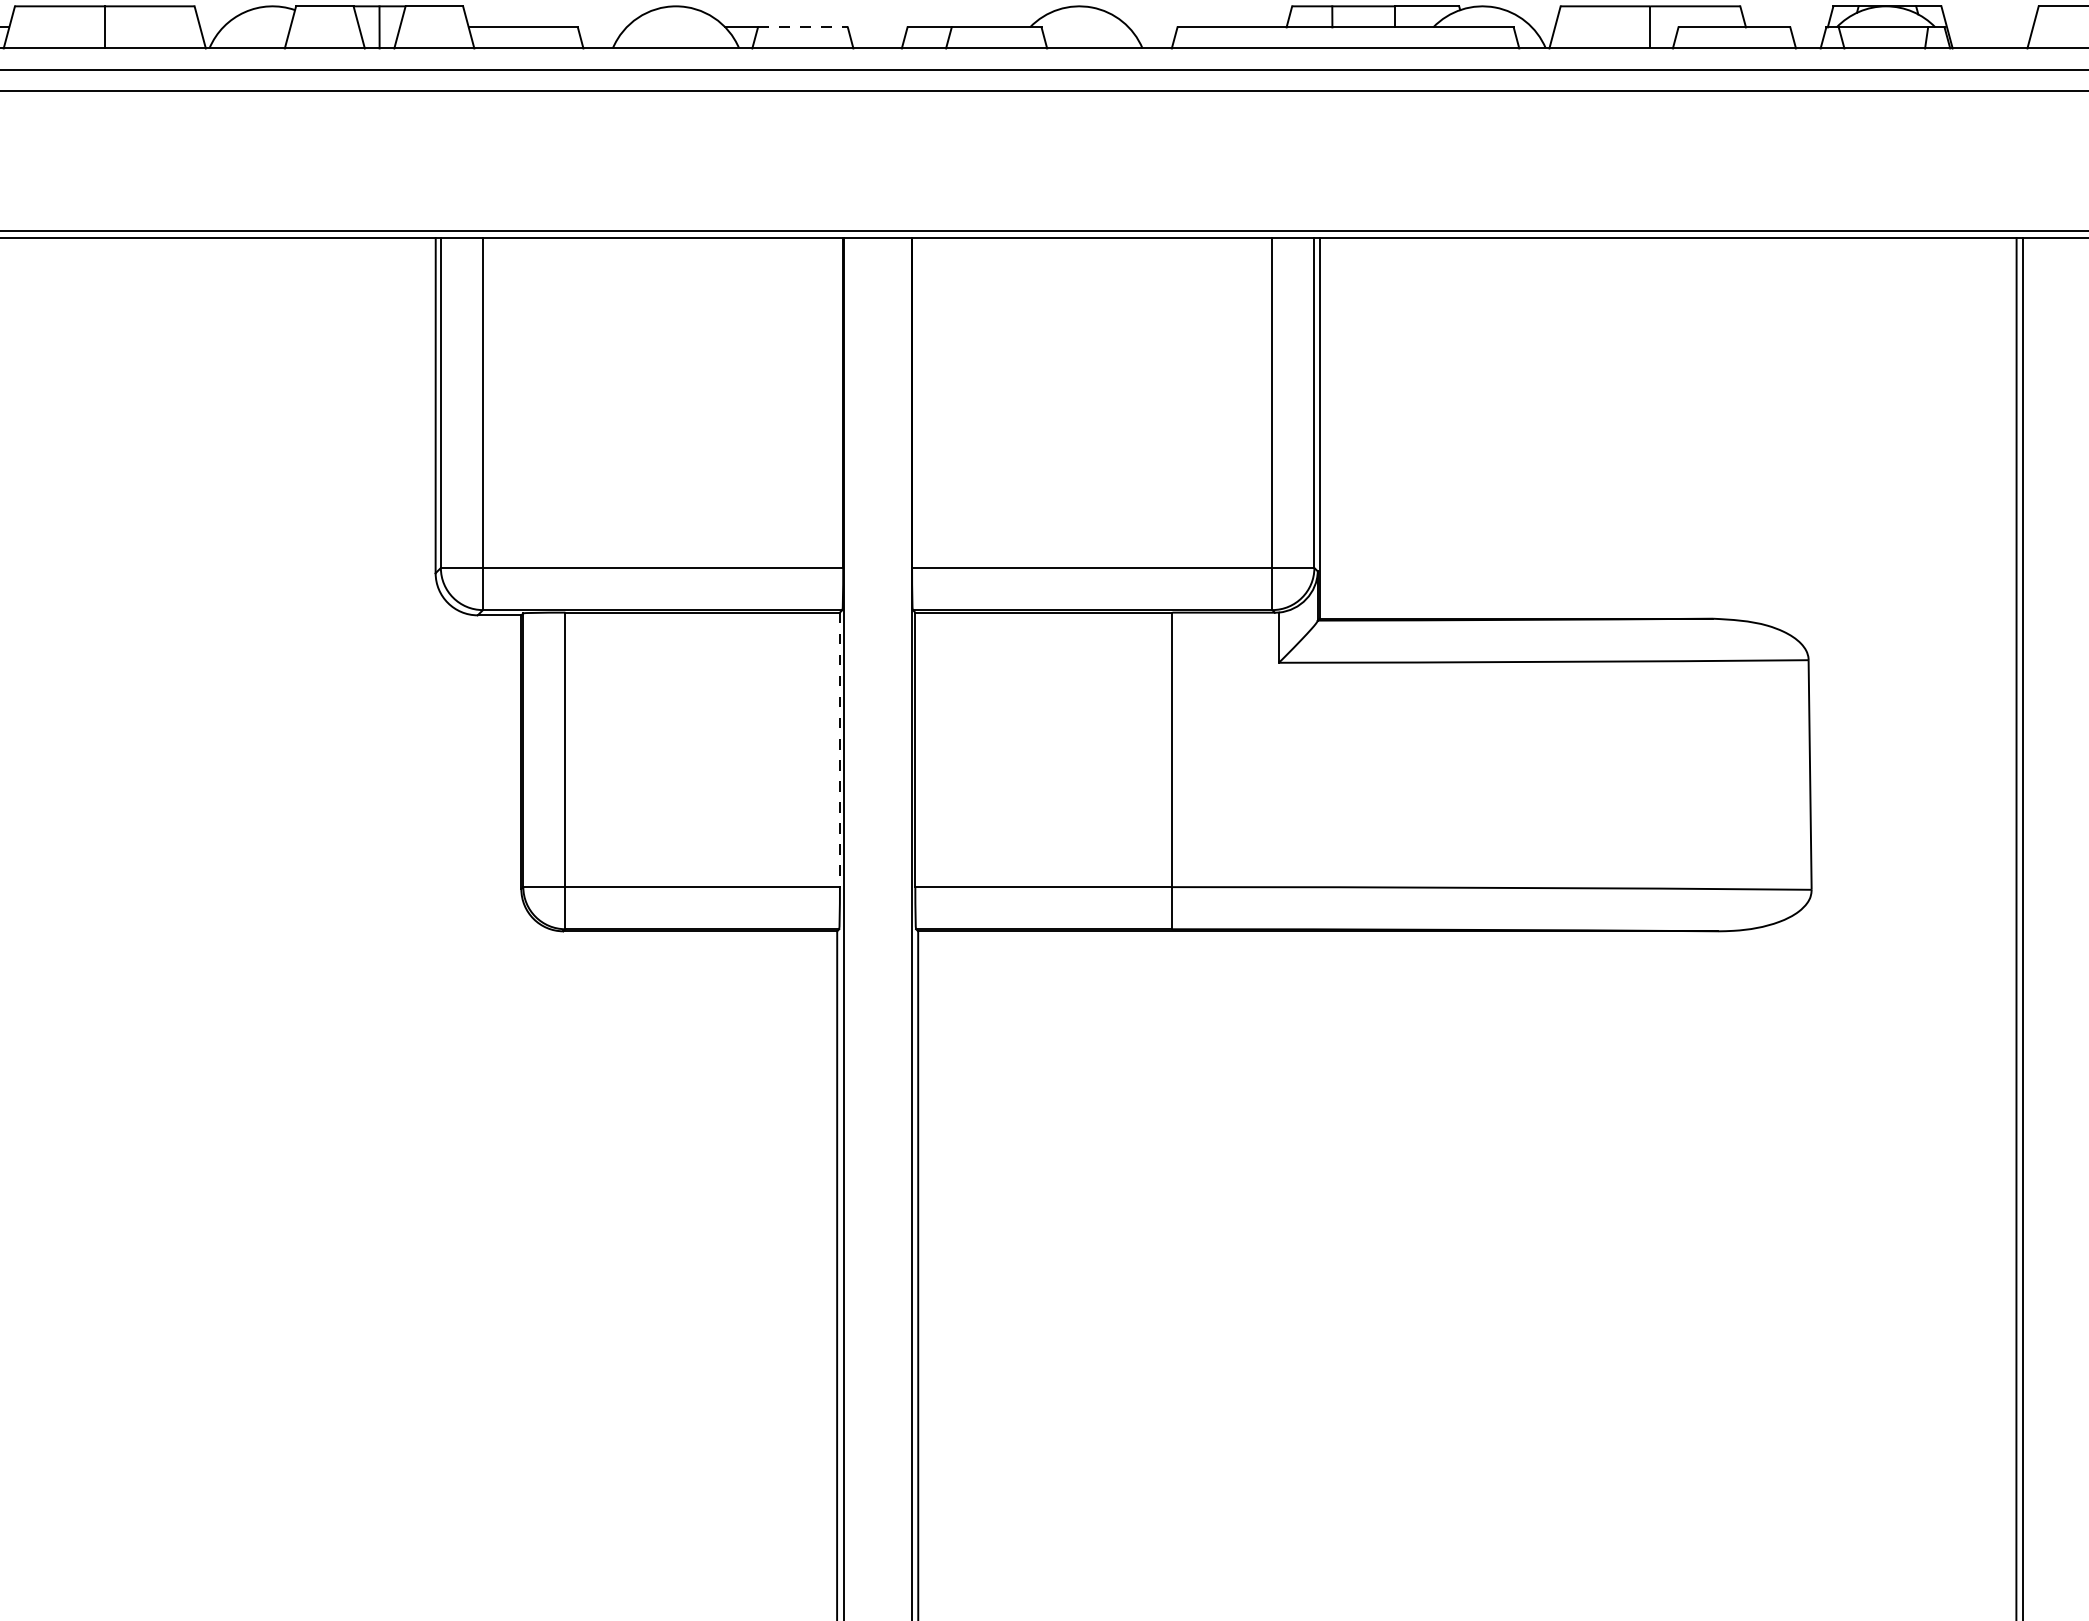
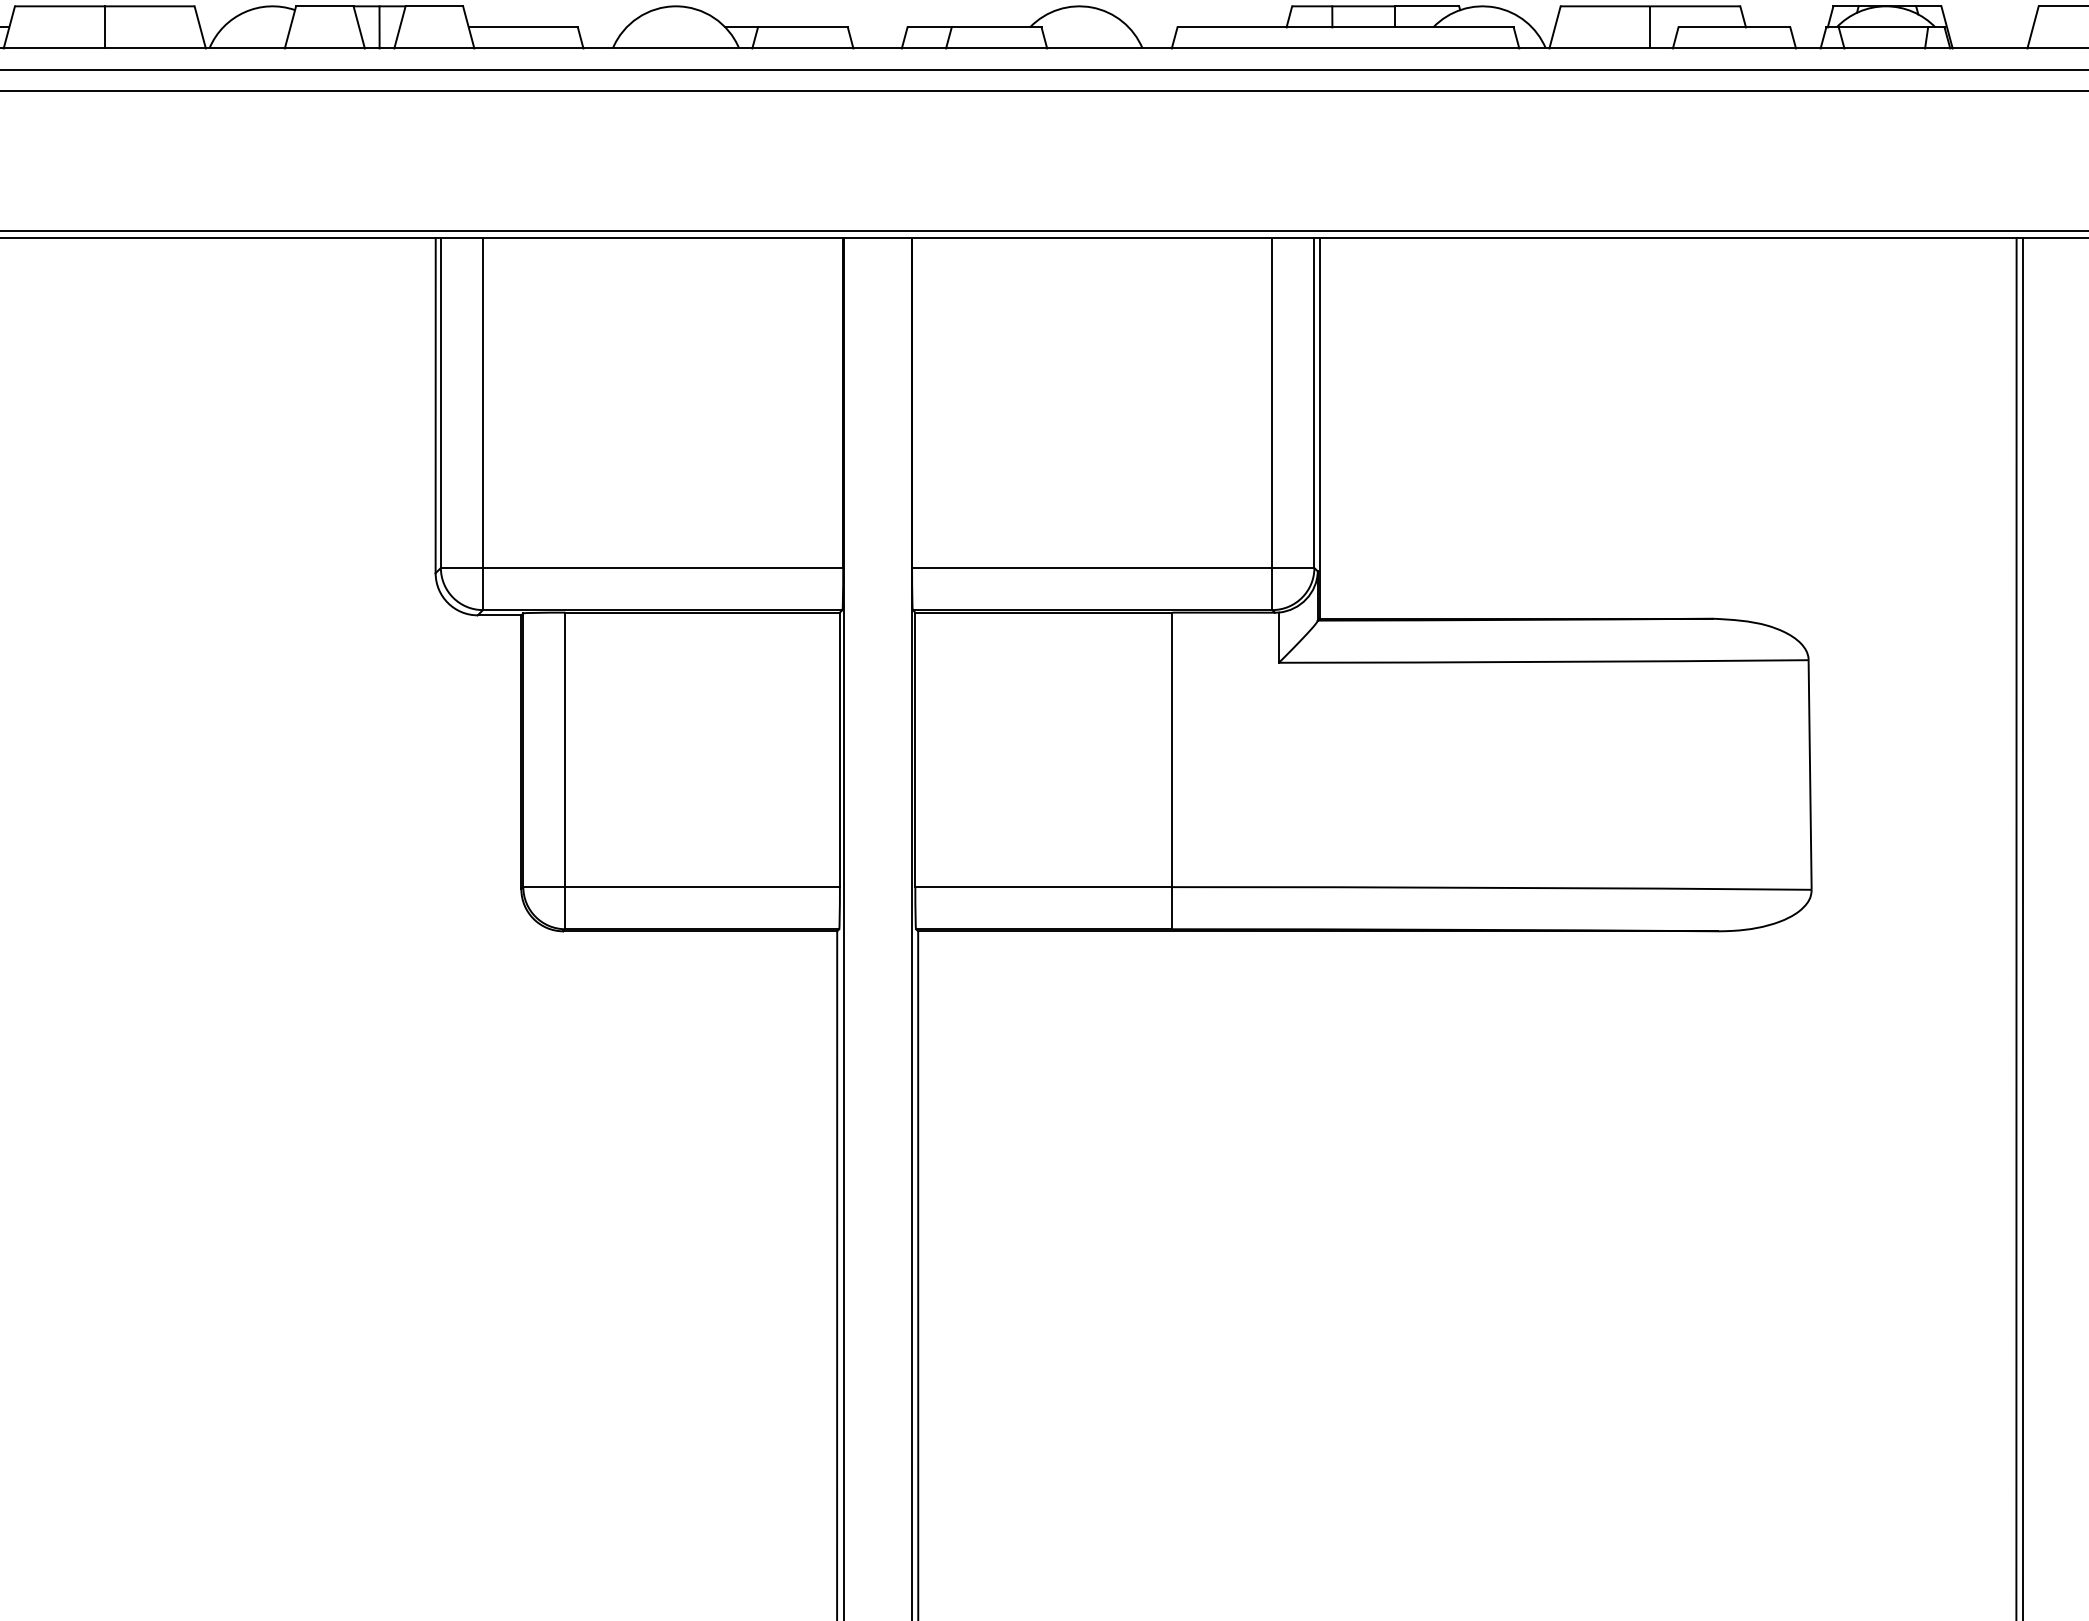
line: dashed -> solid (802, 27)
line: dashed -> solid (839, 750)
